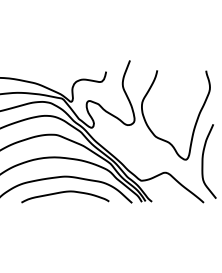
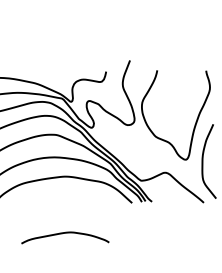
curve position: (65, 192) -> (65, 233) (65, 233)
